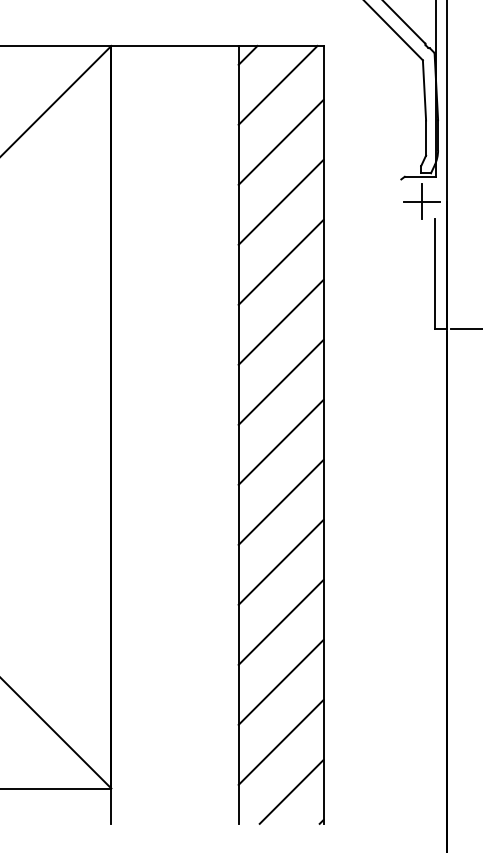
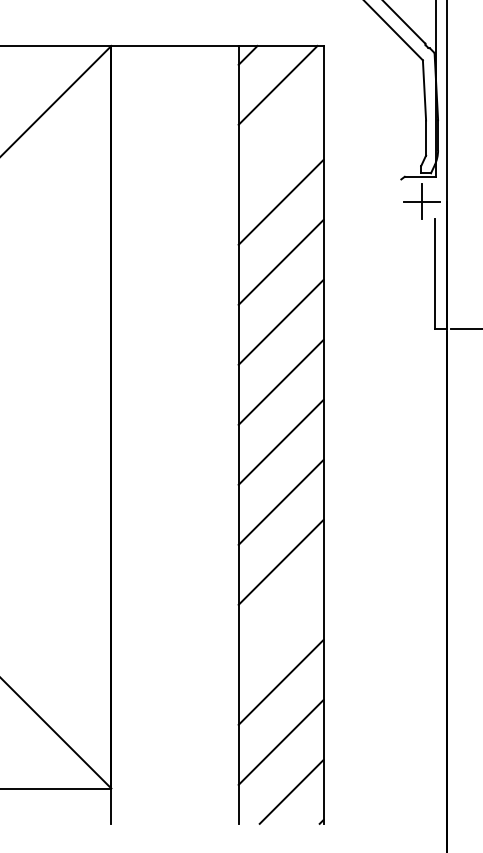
line: present -> none (280, 142)
line: present -> none (280, 622)
